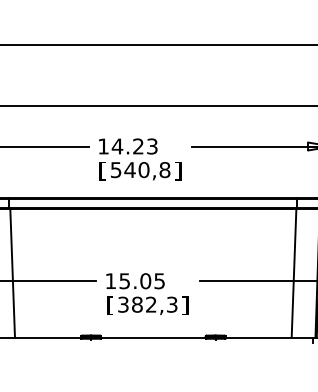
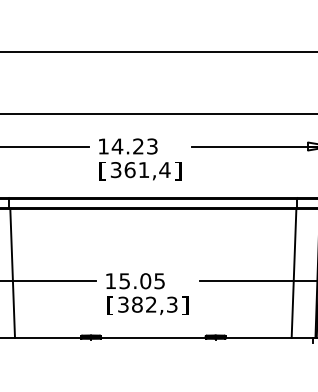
line position: (158, 44) -> (158, 51) (158, 51)
line position: (158, 106) -> (158, 114) (158, 114)
text: 540,8 -> 361,4 (140, 170)
